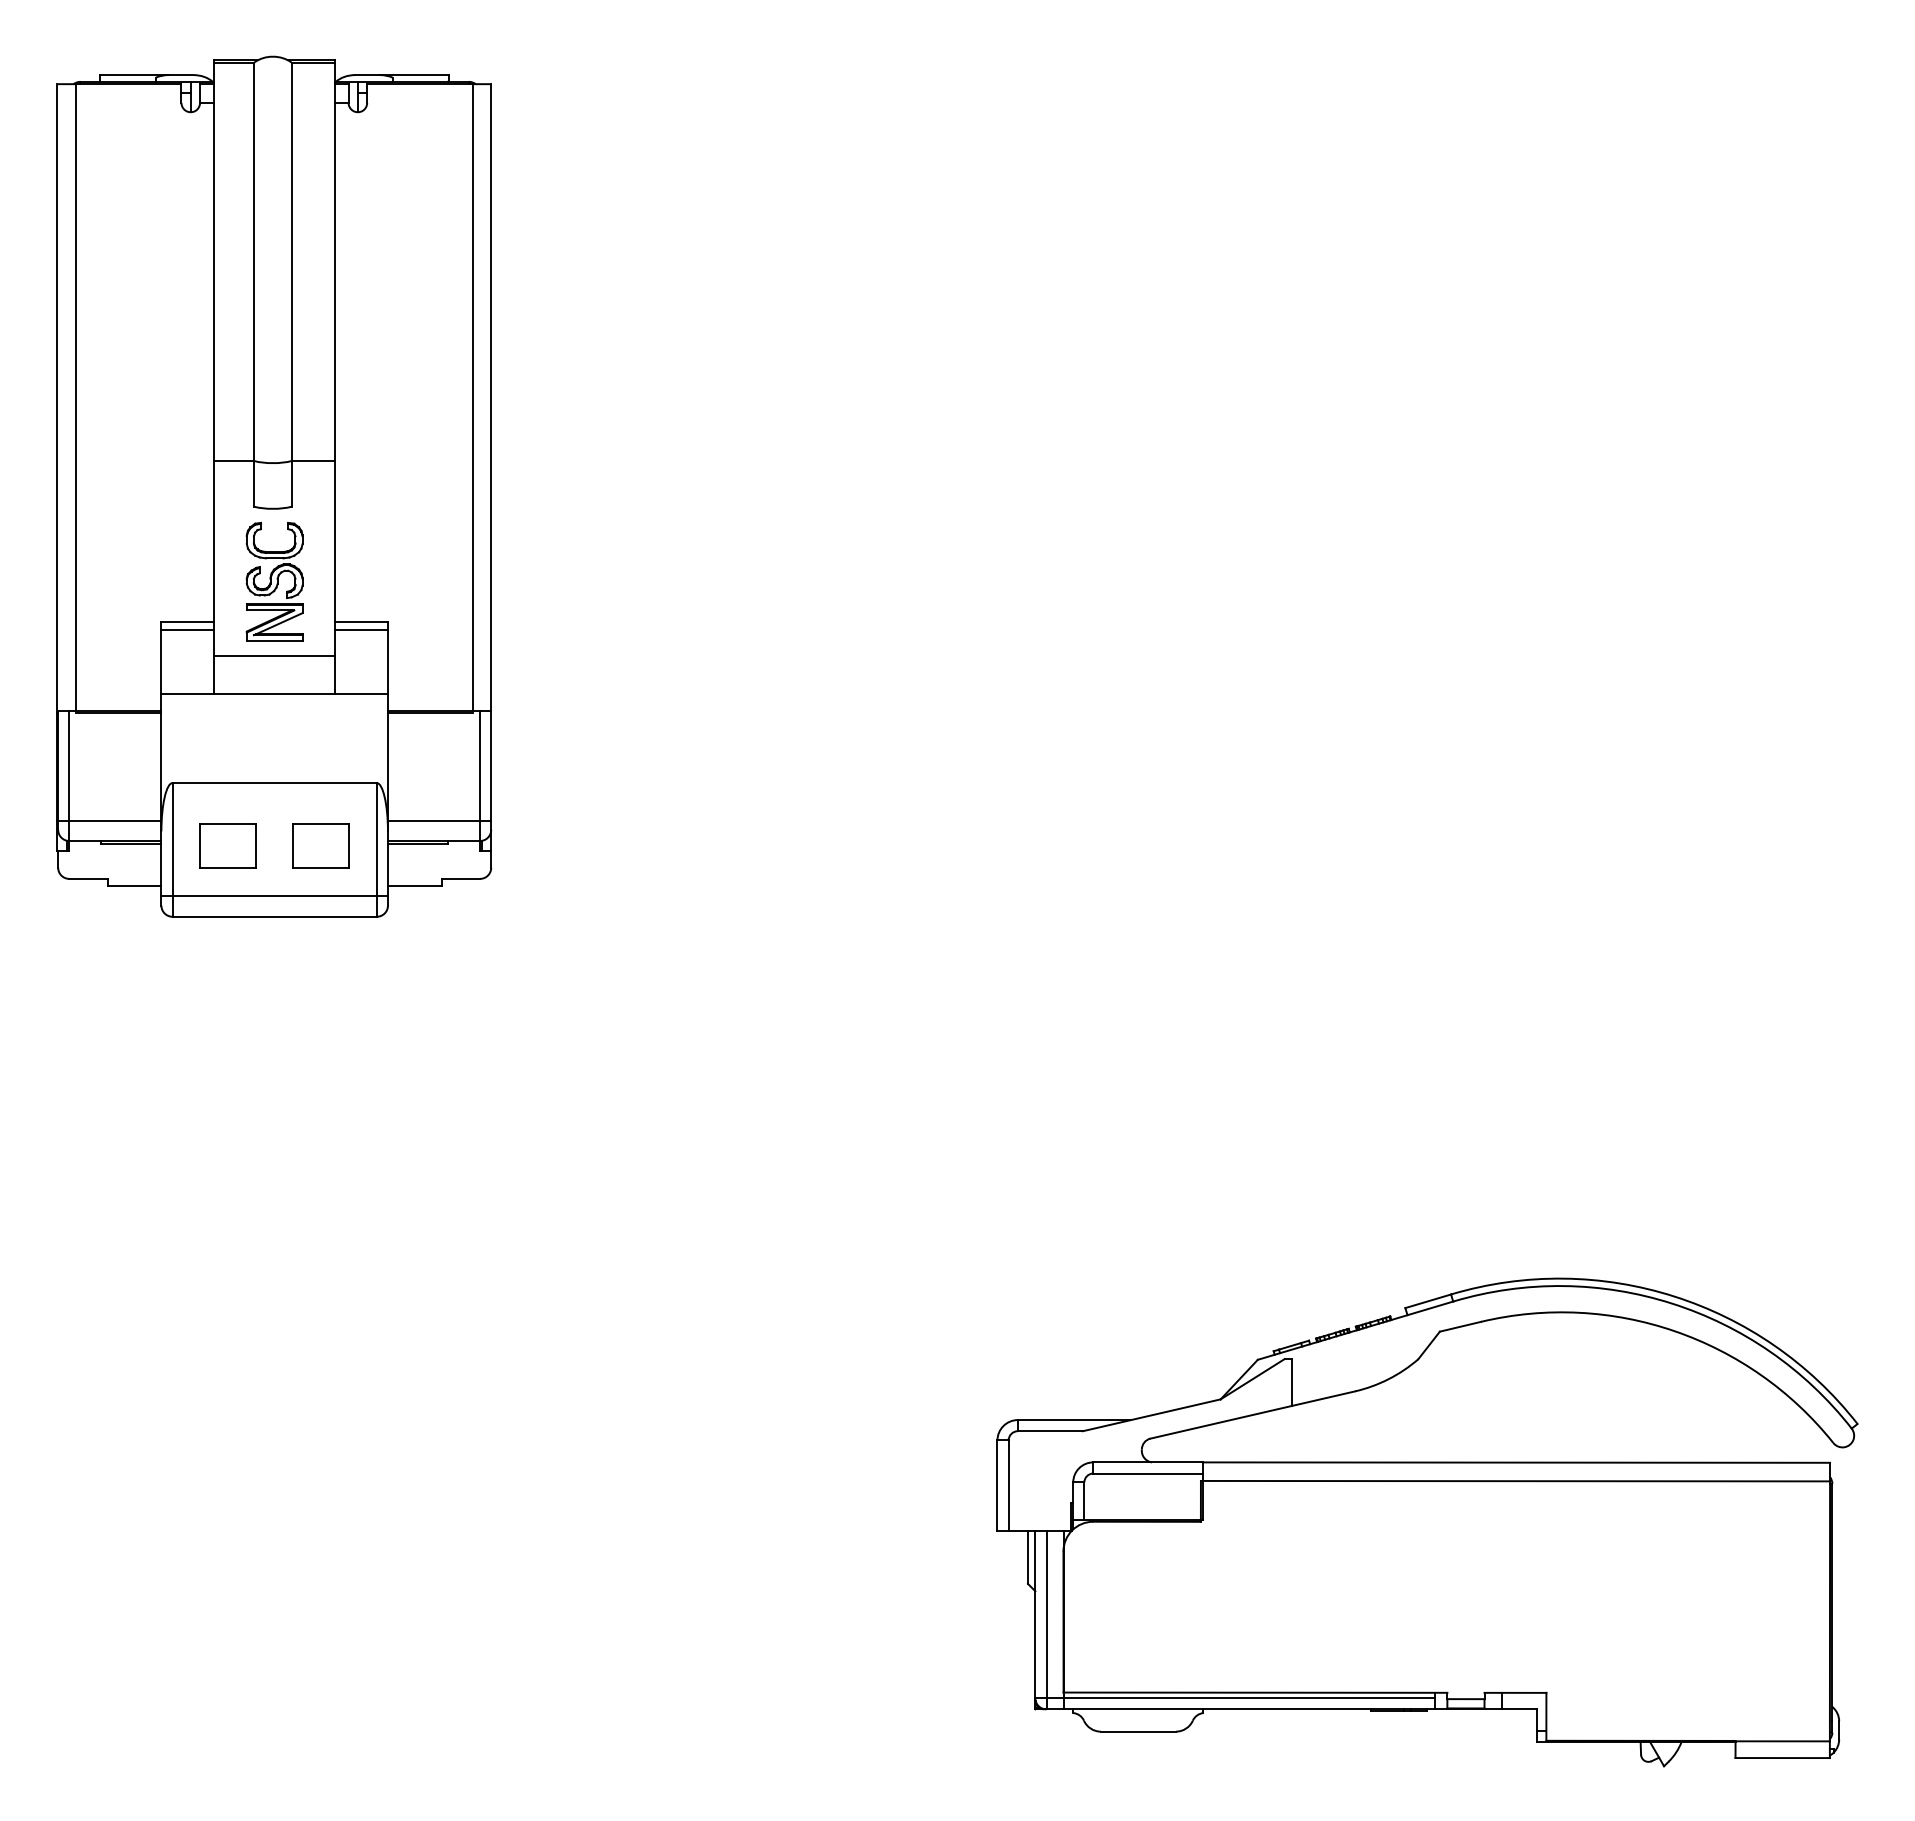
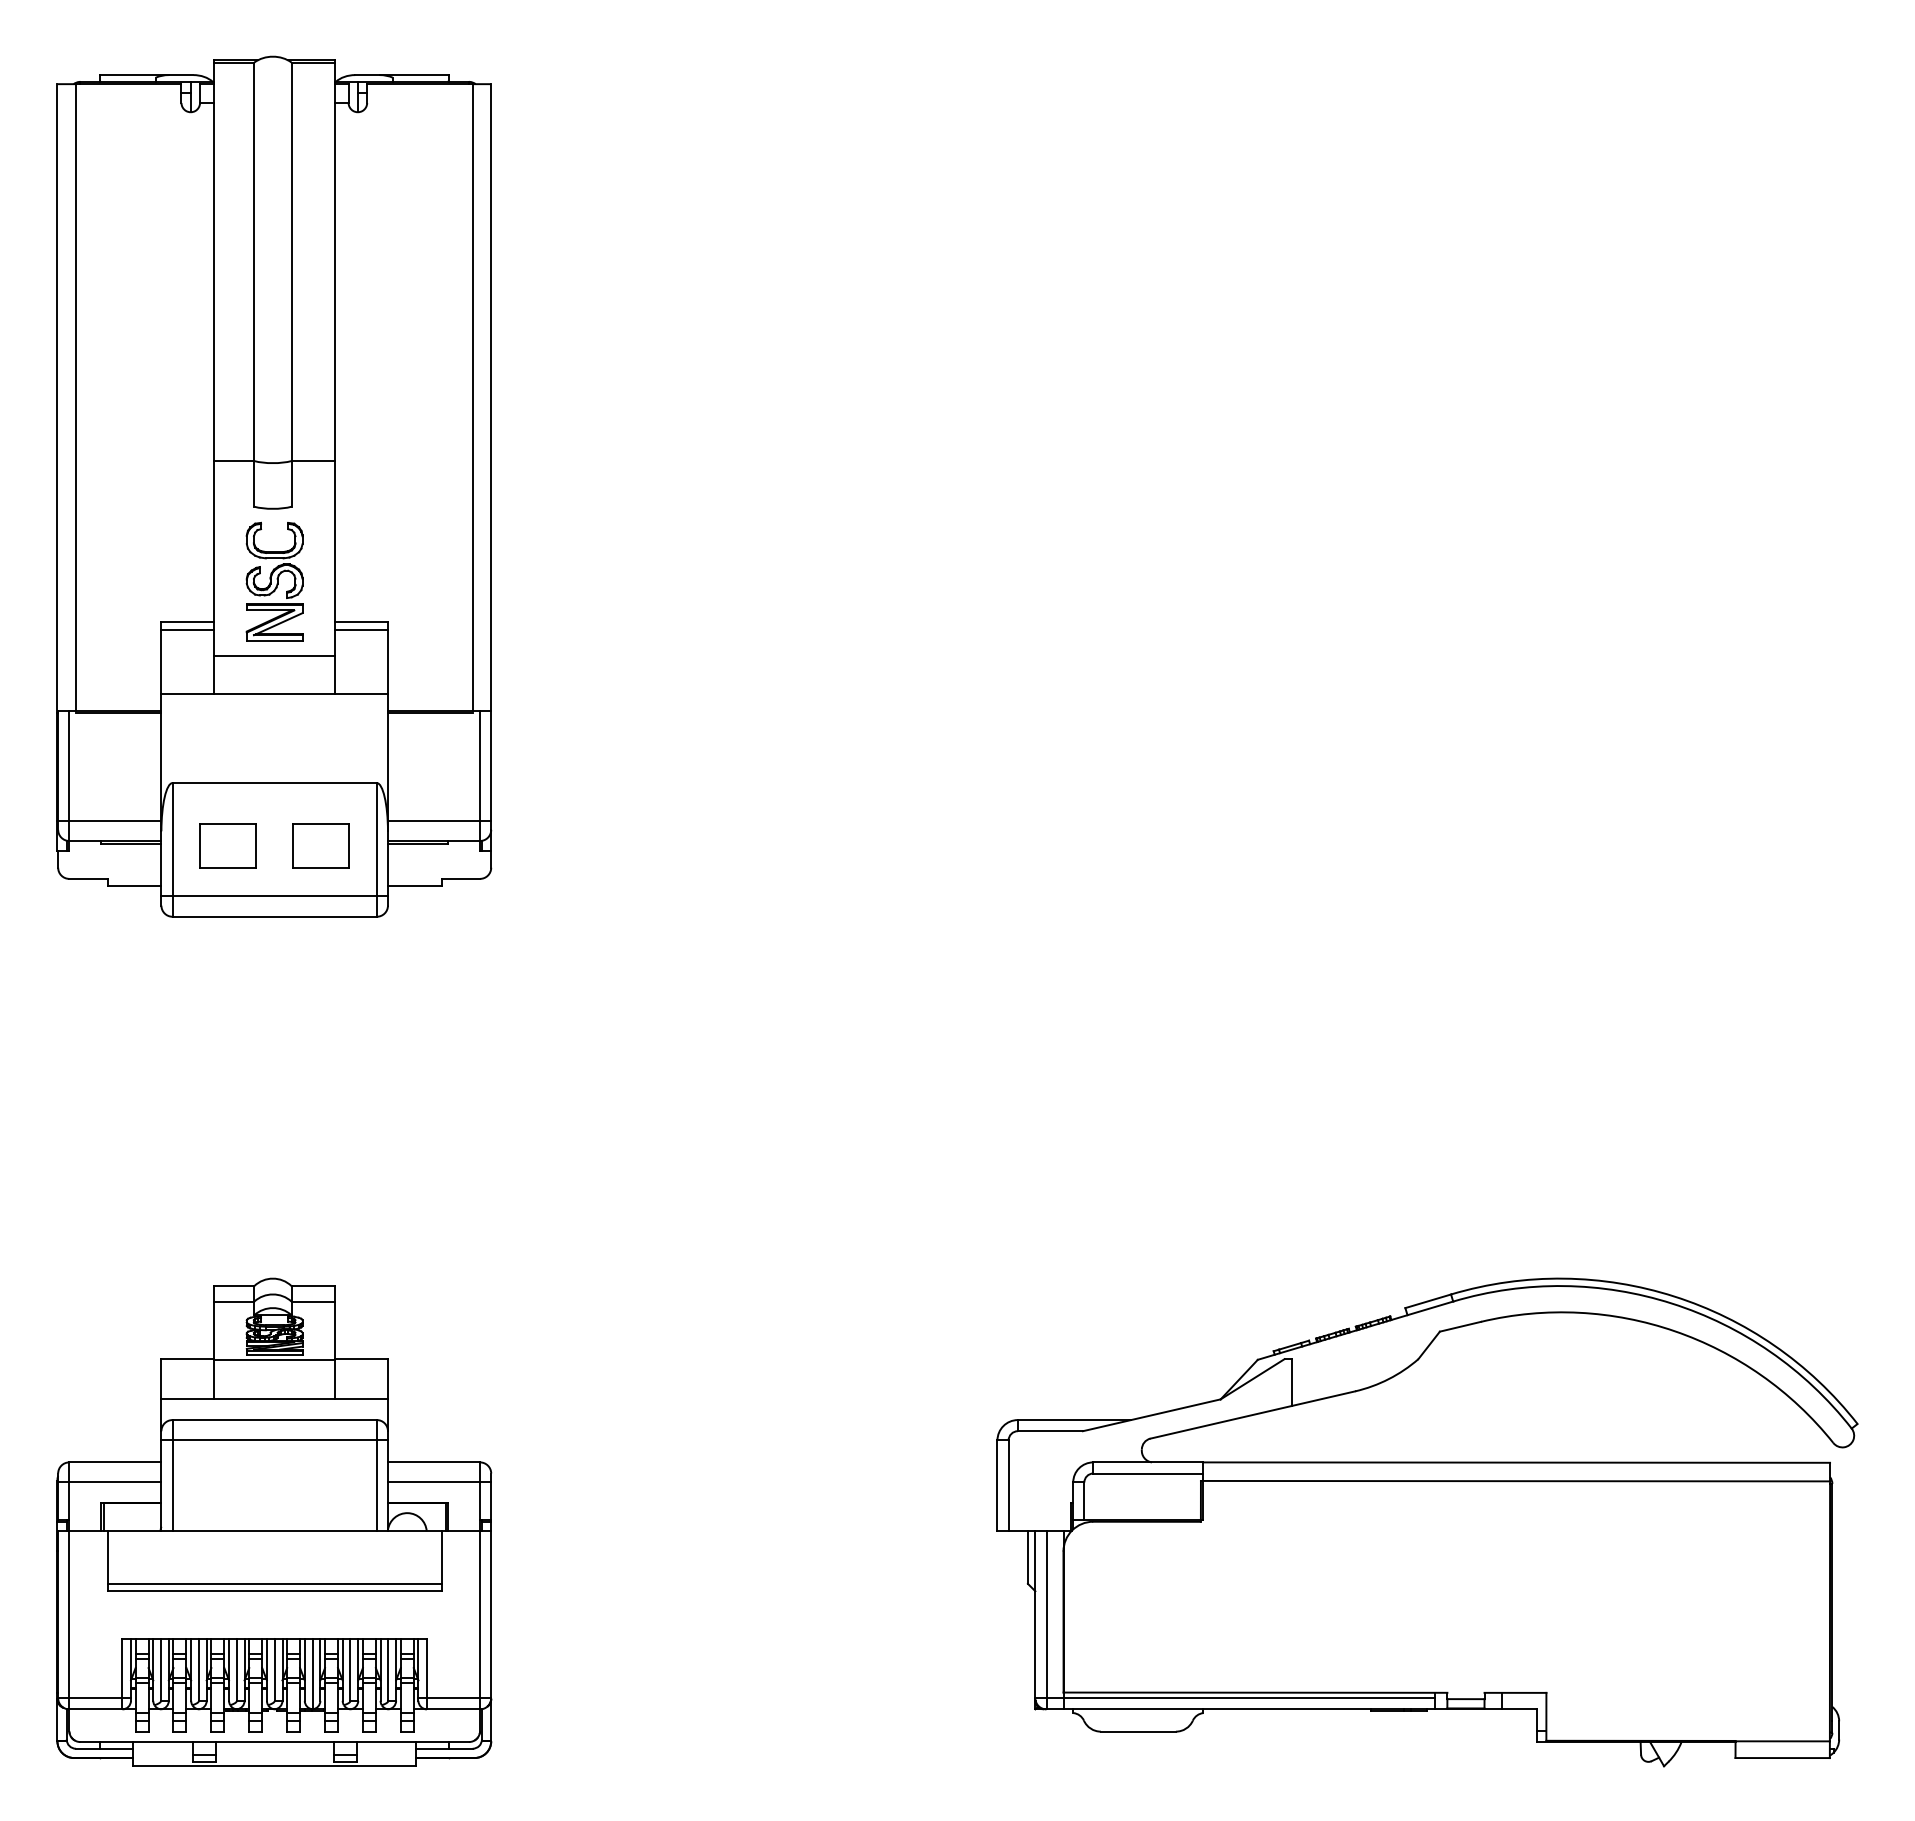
part: none -> present (274, 1521)
